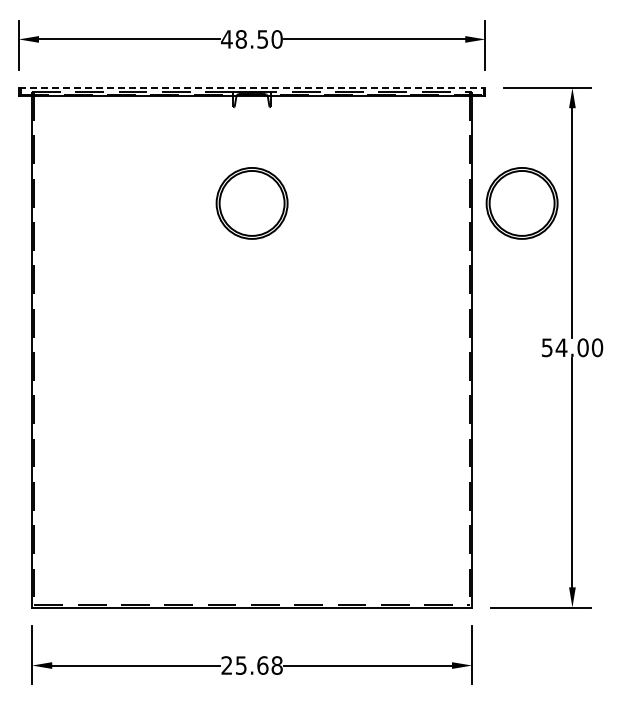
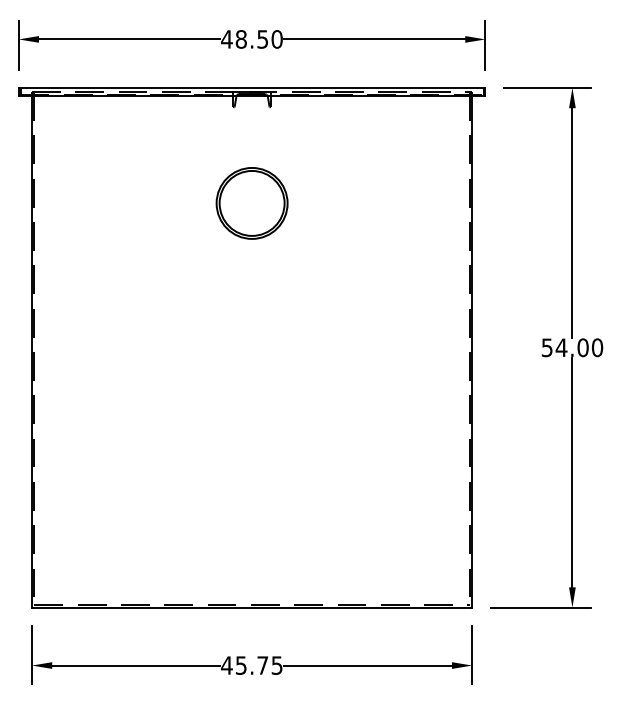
line: dashed -> solid (252, 87)
part: present -> none (521, 203)
text: 25.68 -> 45.75 (251, 665)
